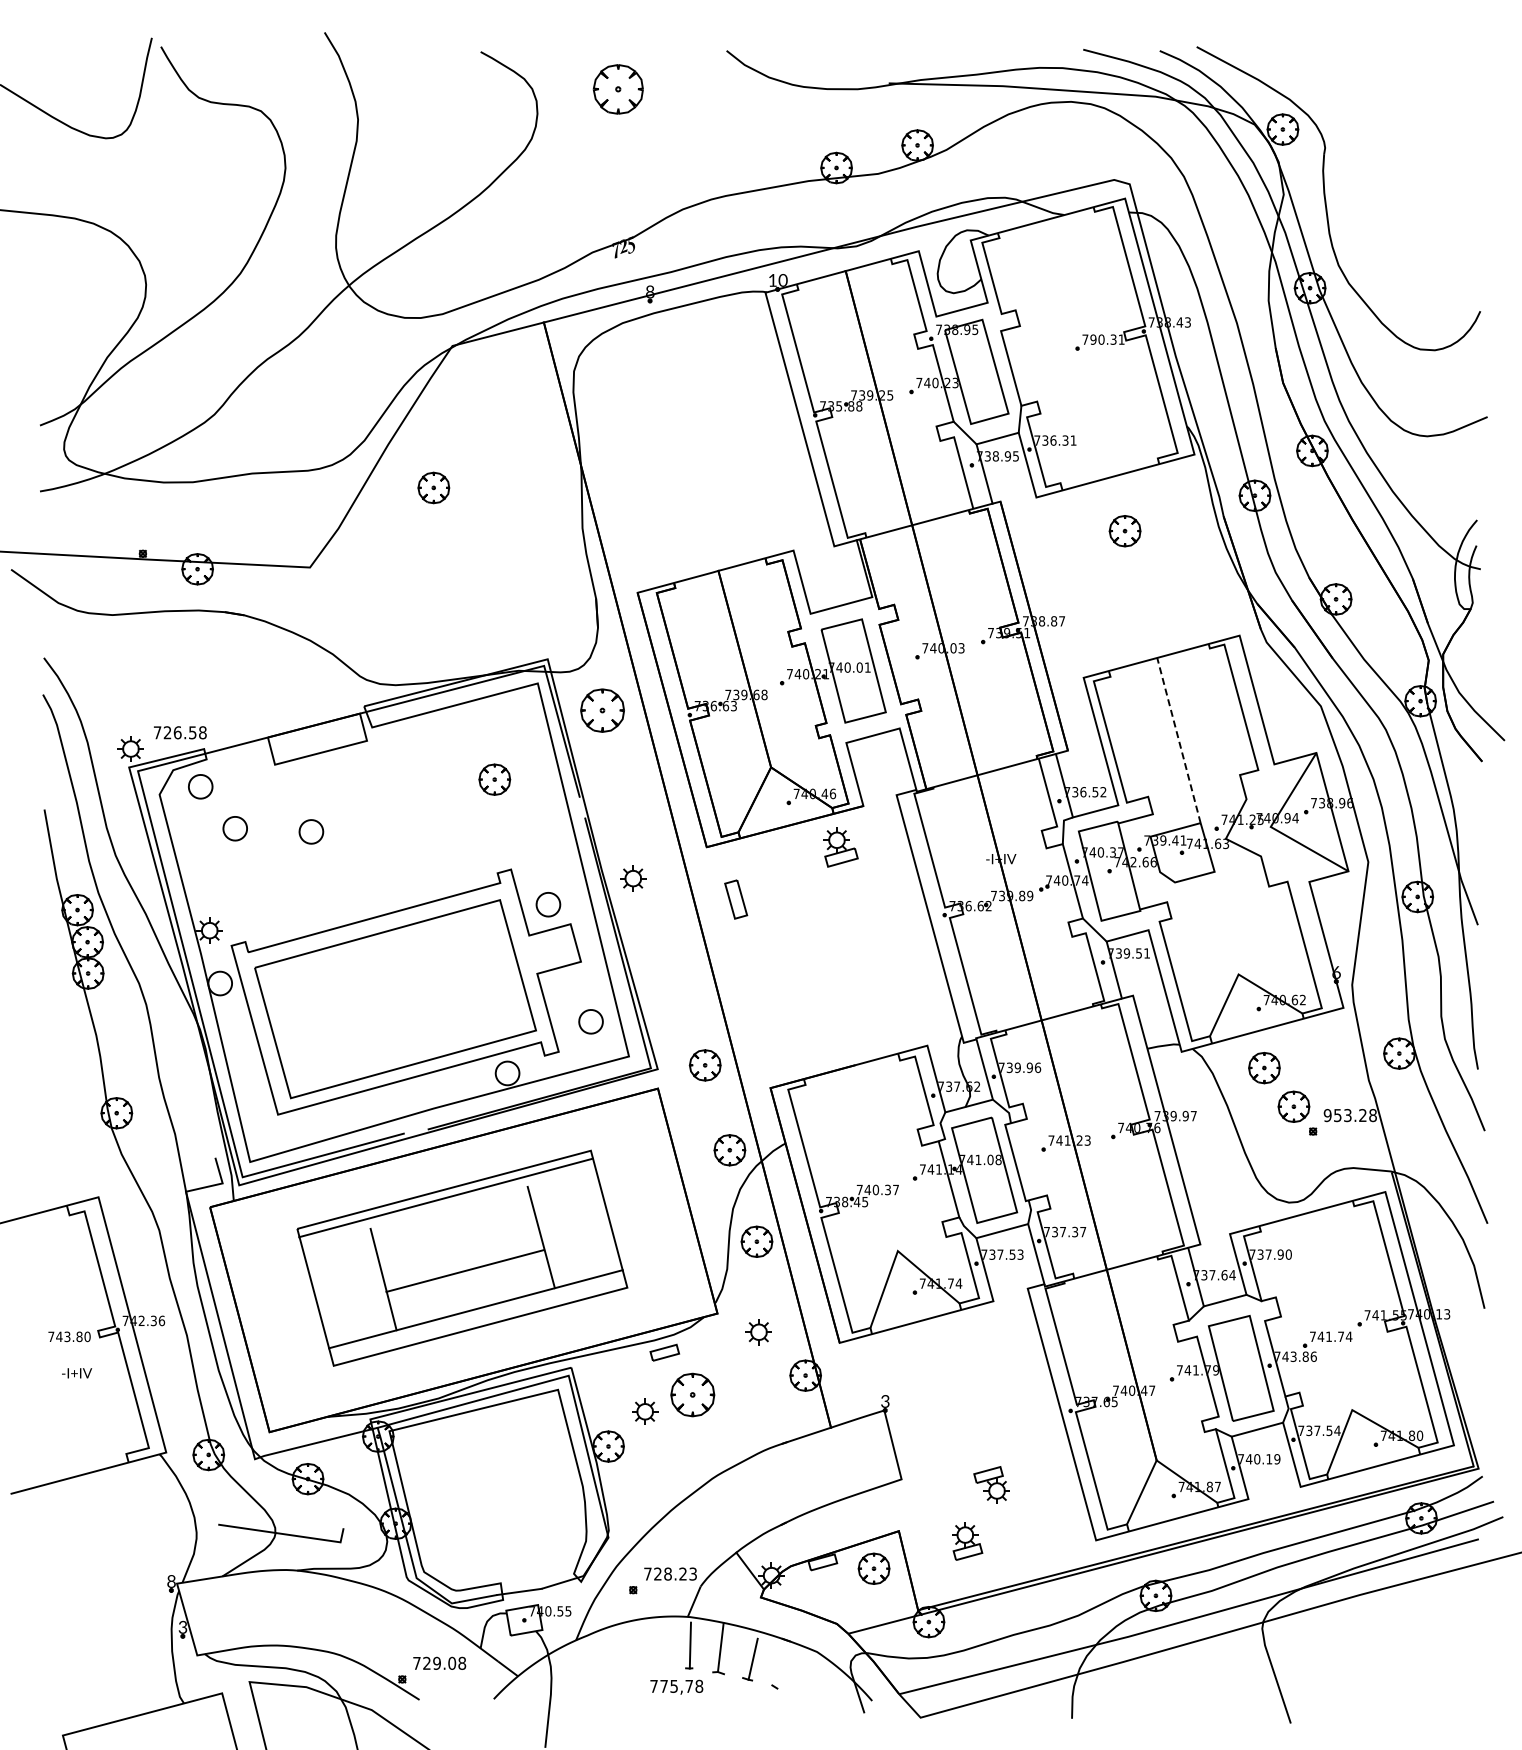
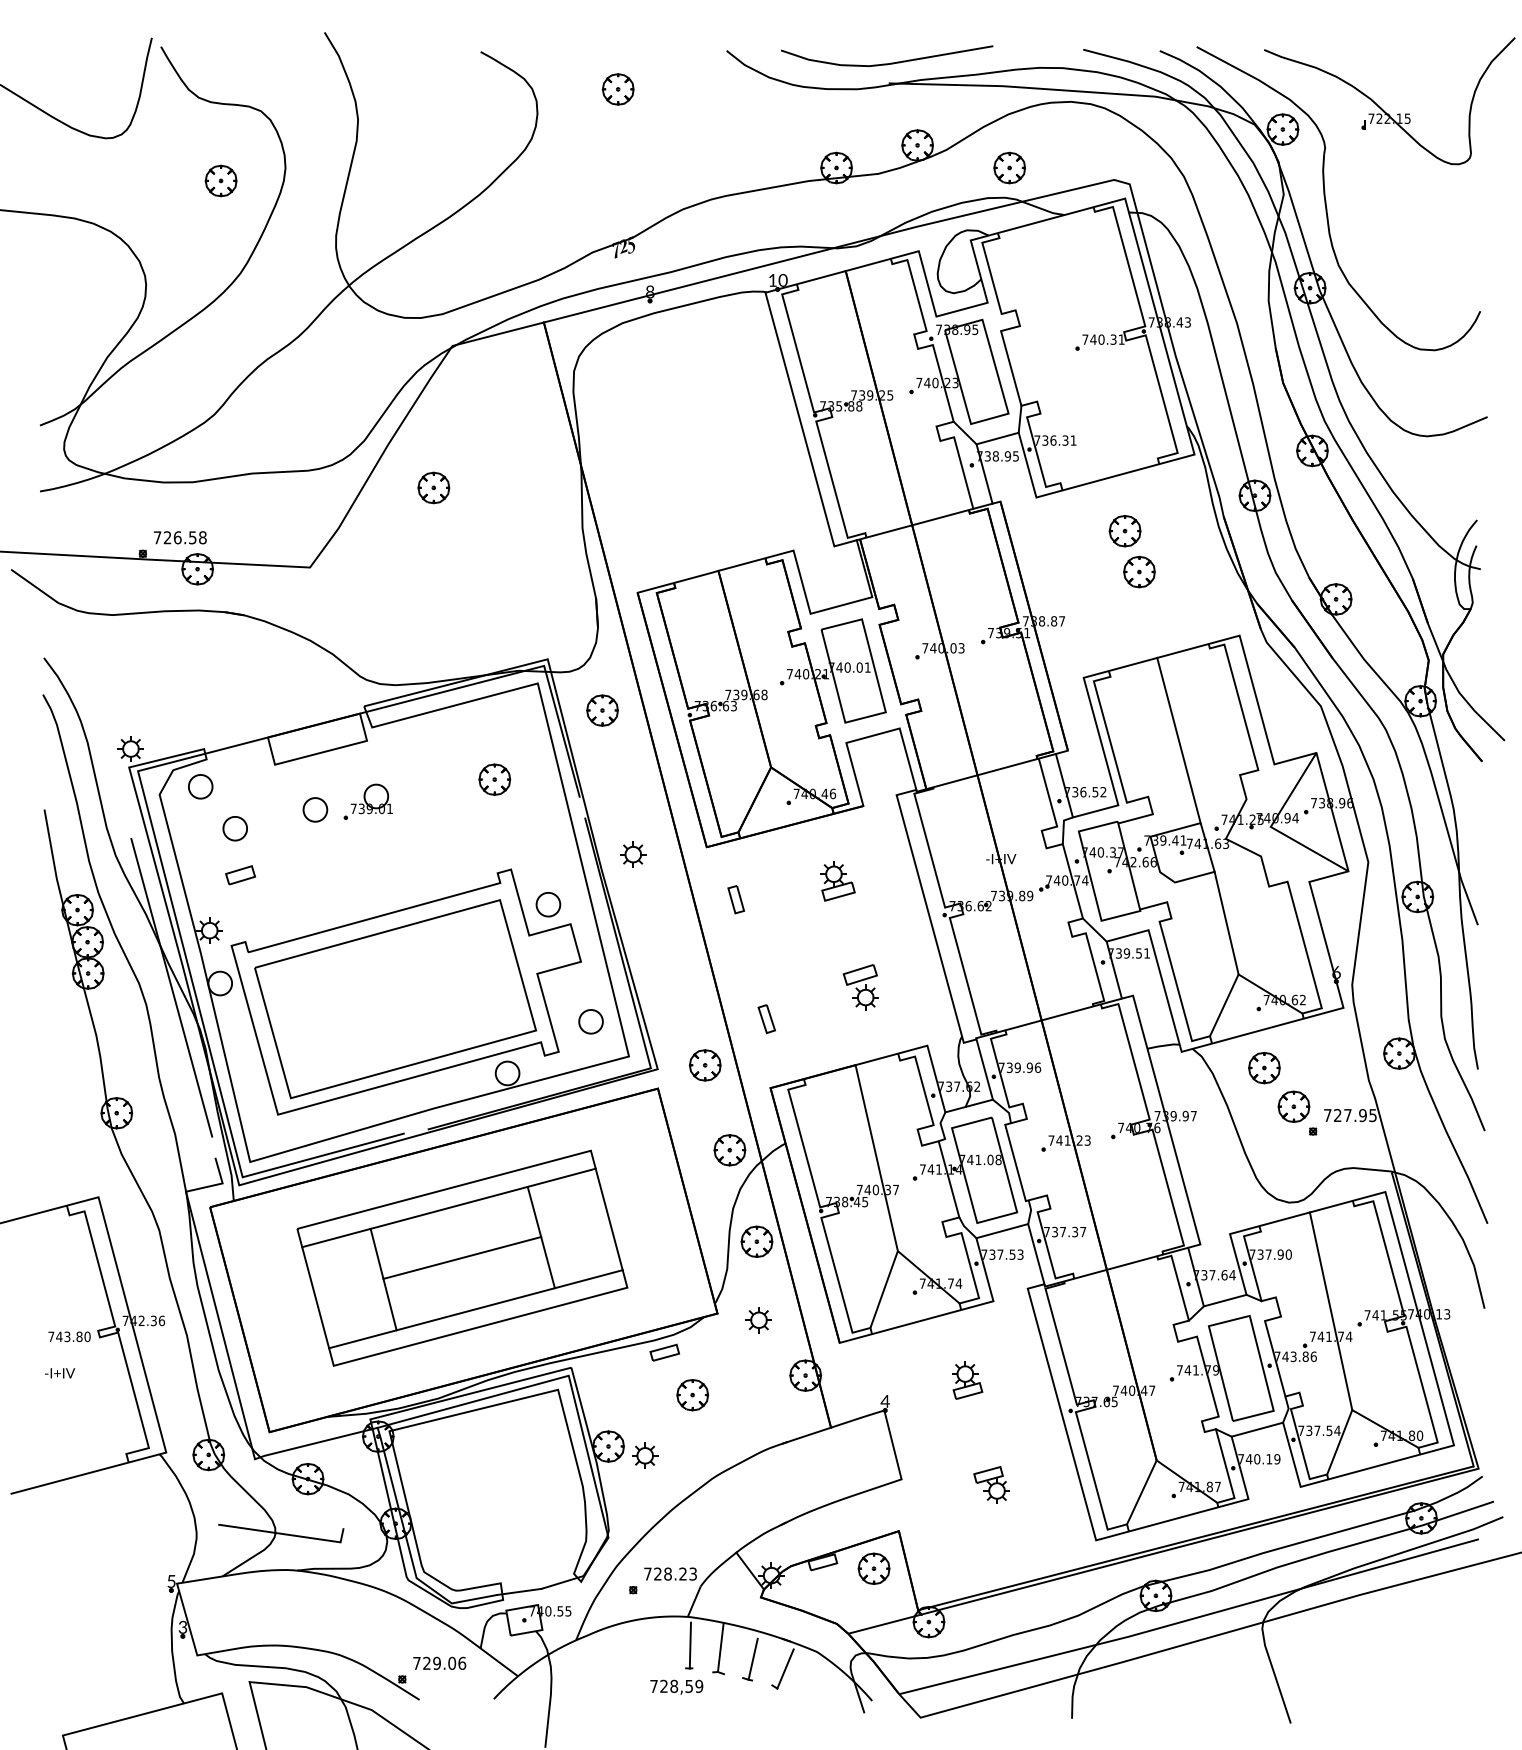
curve: none -> present (890, 62)
part size: 52x51 px -> 34x33 px (617, 89)
part: none -> present (1382, 108)
part: none -> present (1009, 167)
part: none -> present (220, 180)
text: 790.31 -> 740.31 (1093, 339)
part: none -> present (1139, 571)
part size: 45x45 px -> 33x33 px (602, 710)
text position: (180, 732) -> (180, 537) (180, 537)
line: dashed -> solid (1178, 740)
part: none -> present (367, 801)
part position: (311, 831) -> (315, 809) (315, 809)
part position: (840, 847) -> (837, 881) (837, 881)
part: none -> present (240, 875)
part position: (633, 878) -> (633, 854) (633, 854)
part size: 25x41 px -> 19x30 px (736, 899)
line: none -> present (1226, 922)
line: none -> present (171, 987)
part: none -> present (860, 987)
part: none -> present (766, 1019)
text: 953.28 -> 727.95 (1349, 1115)
line: none -> present (876, 1158)
line position: (445, 1197) -> (448, 1207) (448, 1207)
line position: (465, 1270) -> (462, 1257) (462, 1257)
line: none -> present (1330, 1311)
part position: (758, 1332) -> (758, 1320) (758, 1320)
text position: (77, 1373) -> (60, 1373) (60, 1373)
part size: 46x46 px -> 33x33 px (692, 1395)
text: 3 -> 4 (884, 1401)
part position: (645, 1411) -> (645, 1455) (645, 1455)
part position: (967, 1541) -> (967, 1380) (967, 1380)
text: 8 -> 5 (171, 1581)
text: 729.08 -> 729.06 (462, 1662)
line: none -> present (785, 1668)
text: 775,78 -> 728,59 (681, 1685)
